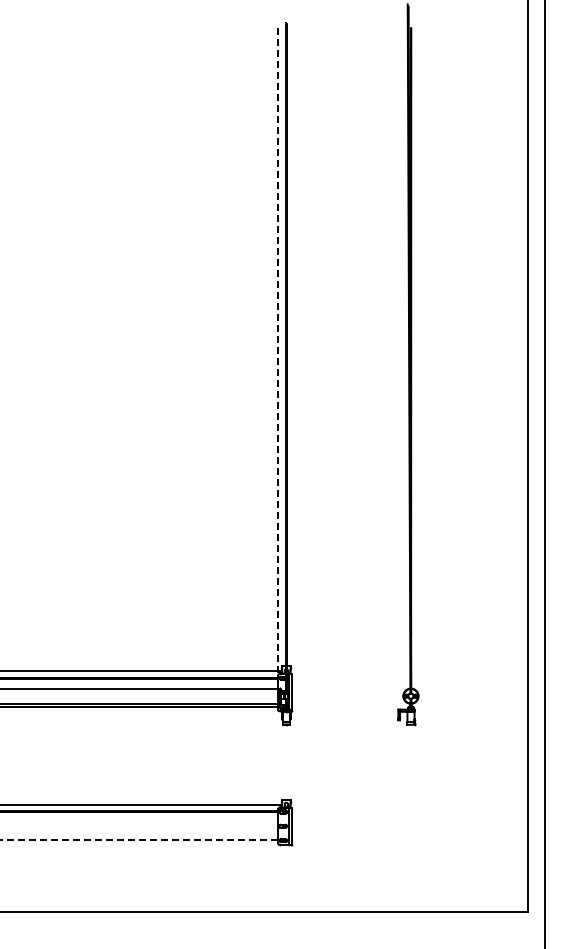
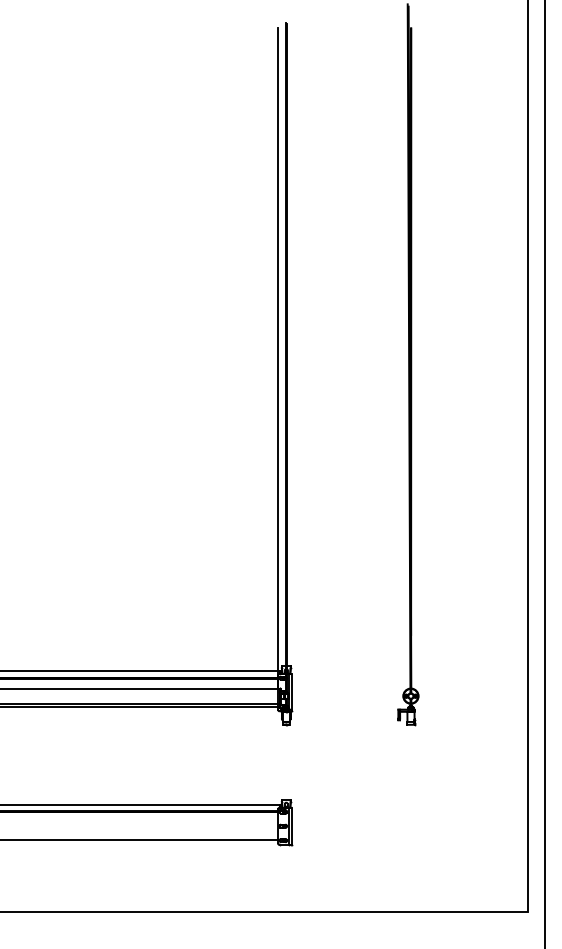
line: dashed -> solid (277, 359)
line: dashed -> solid (139, 840)
